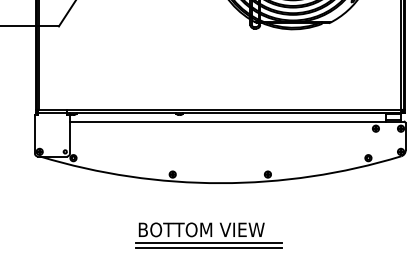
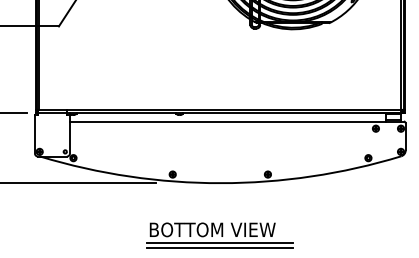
line: none -> present (14, 112)
line: none -> present (79, 183)
part position: (208, 235) -> (219, 235) (219, 235)
